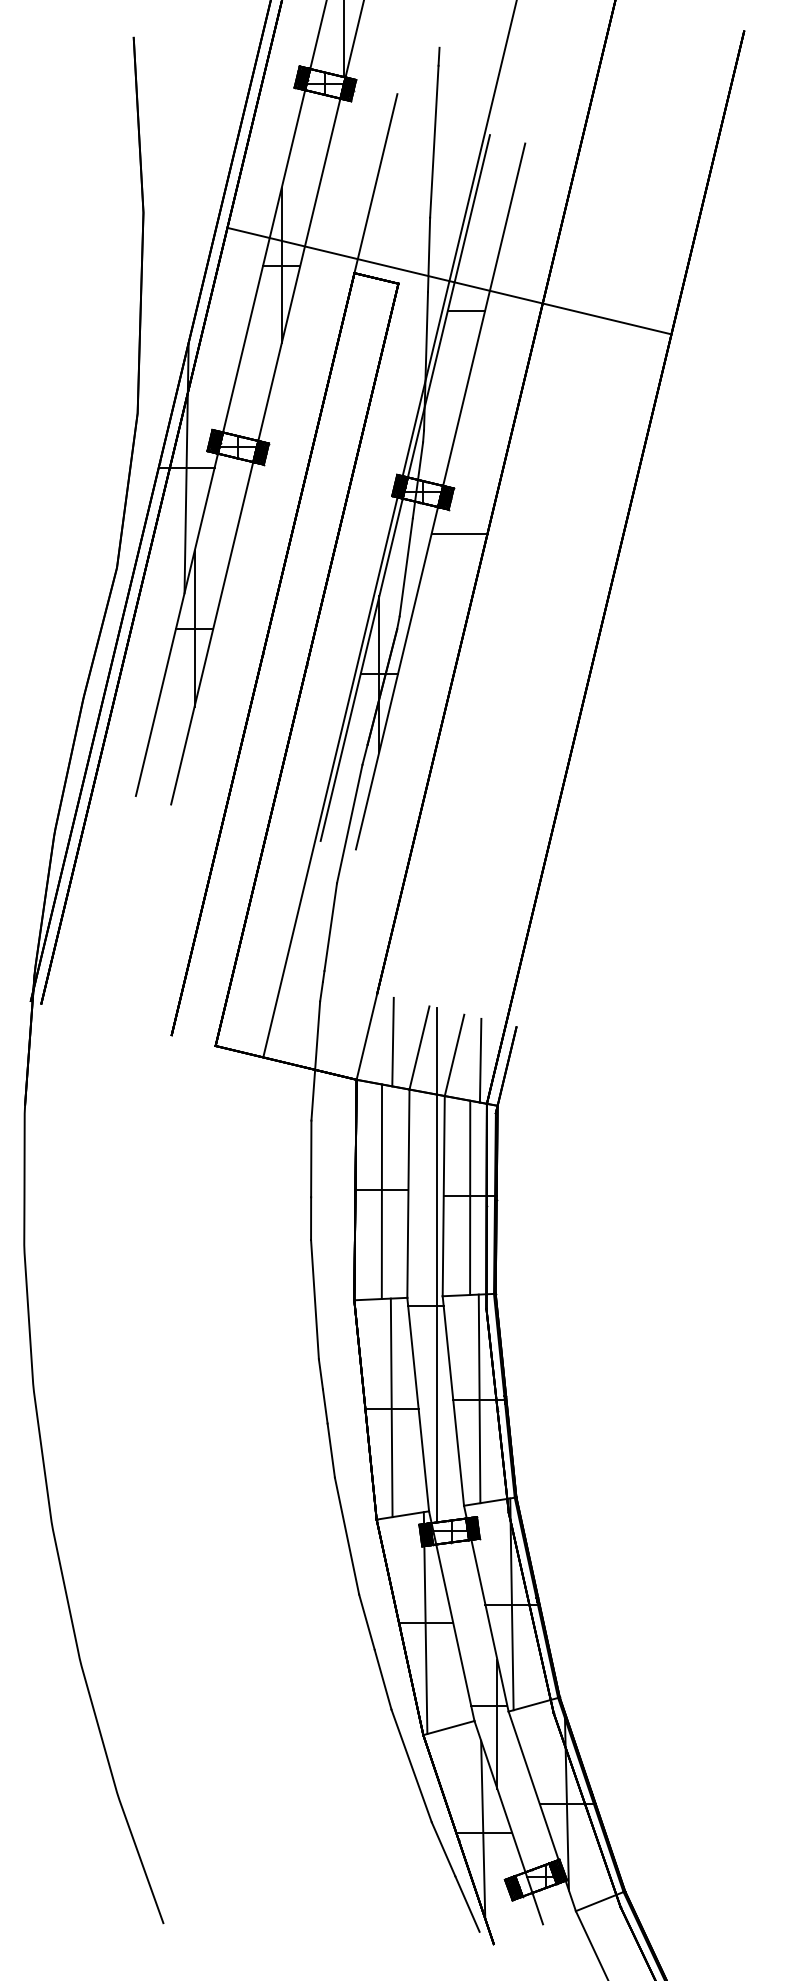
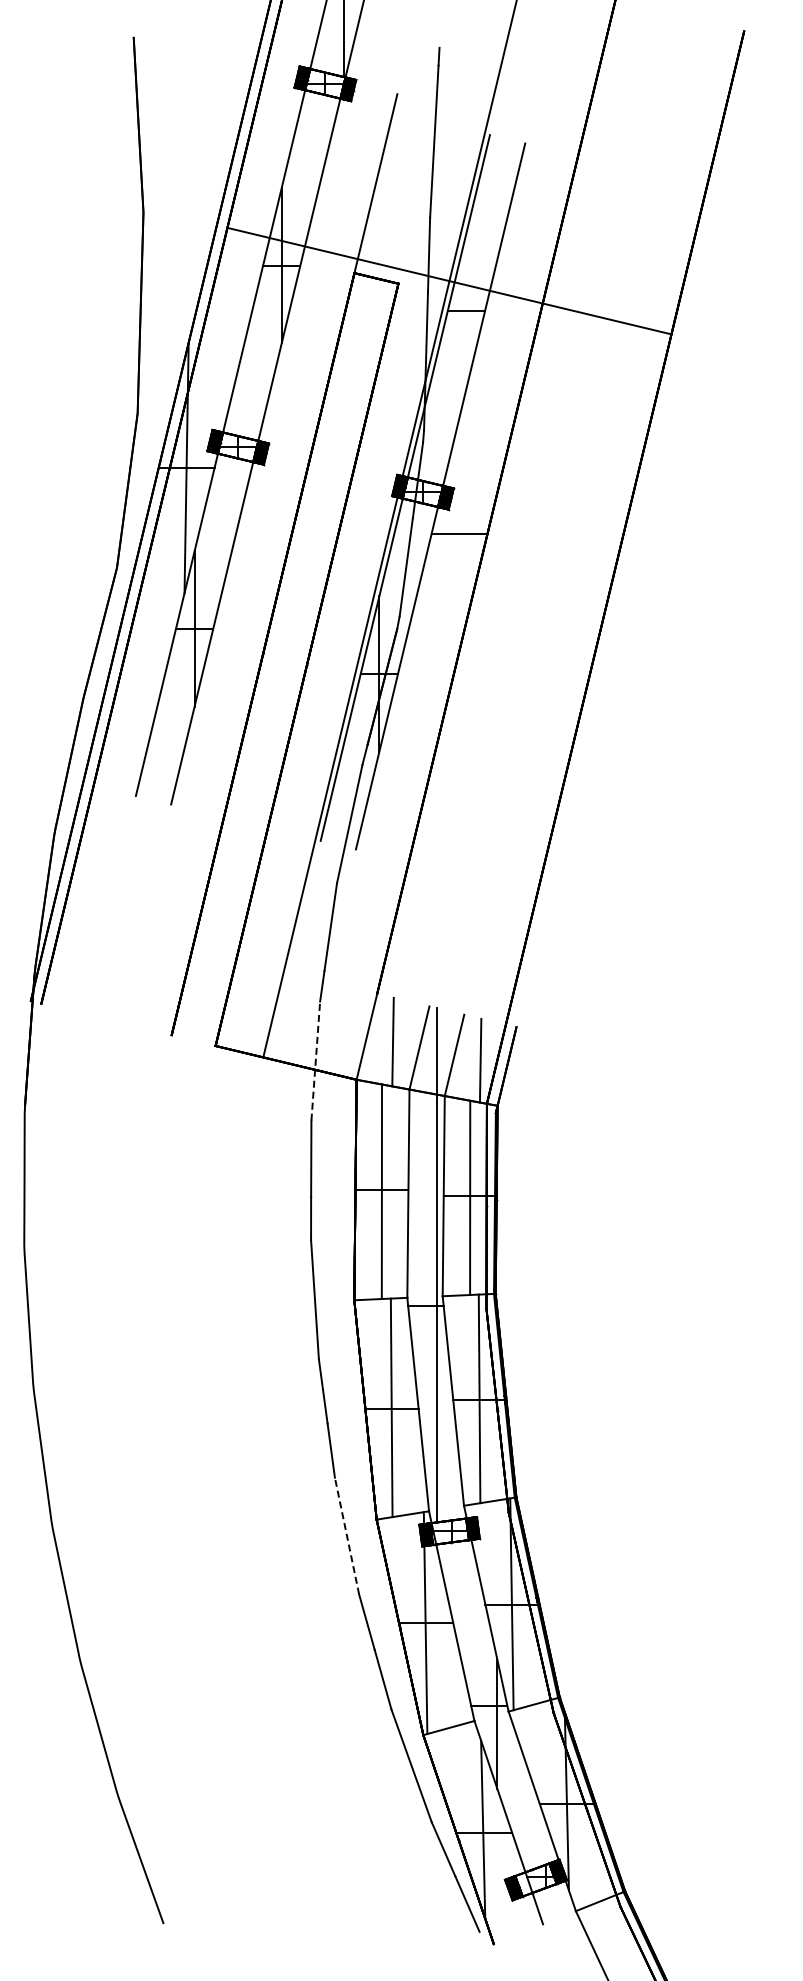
line: solid -> dashed (315, 1061)
line: solid -> dashed (347, 1536)
